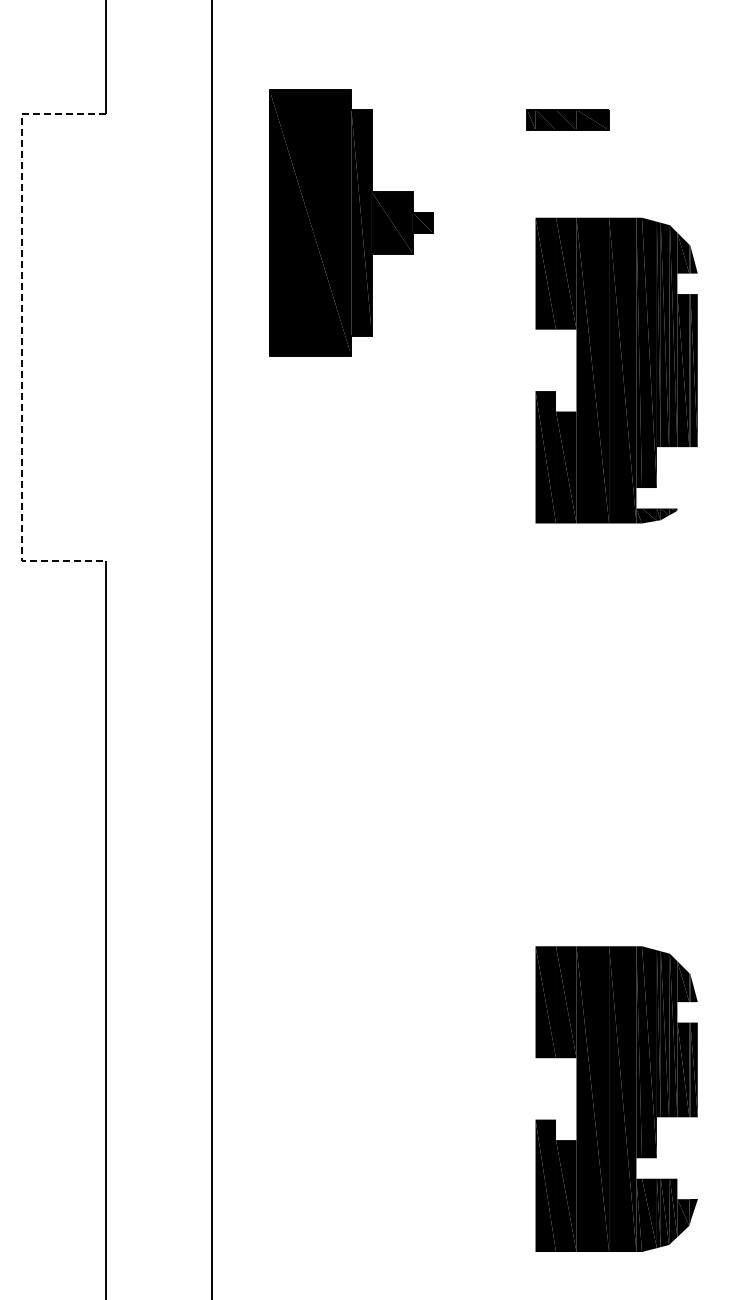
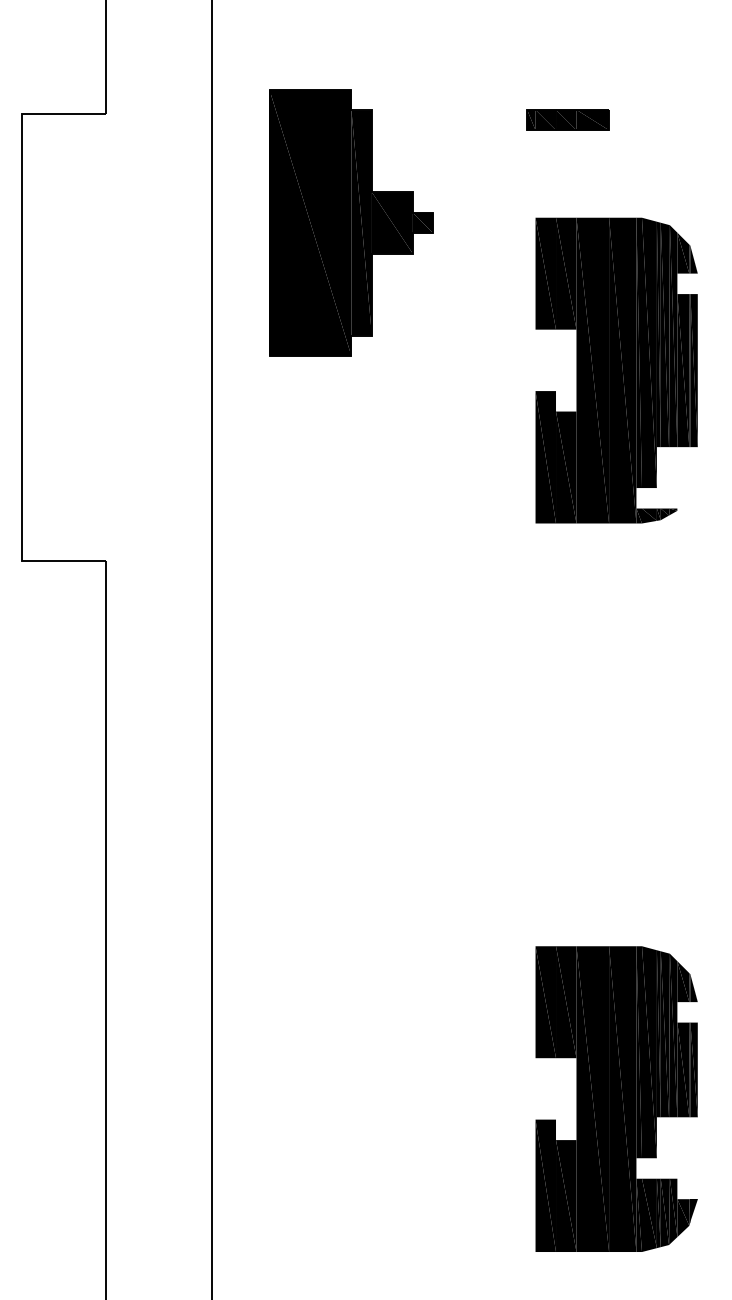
line: dashed -> solid (21, 337)
